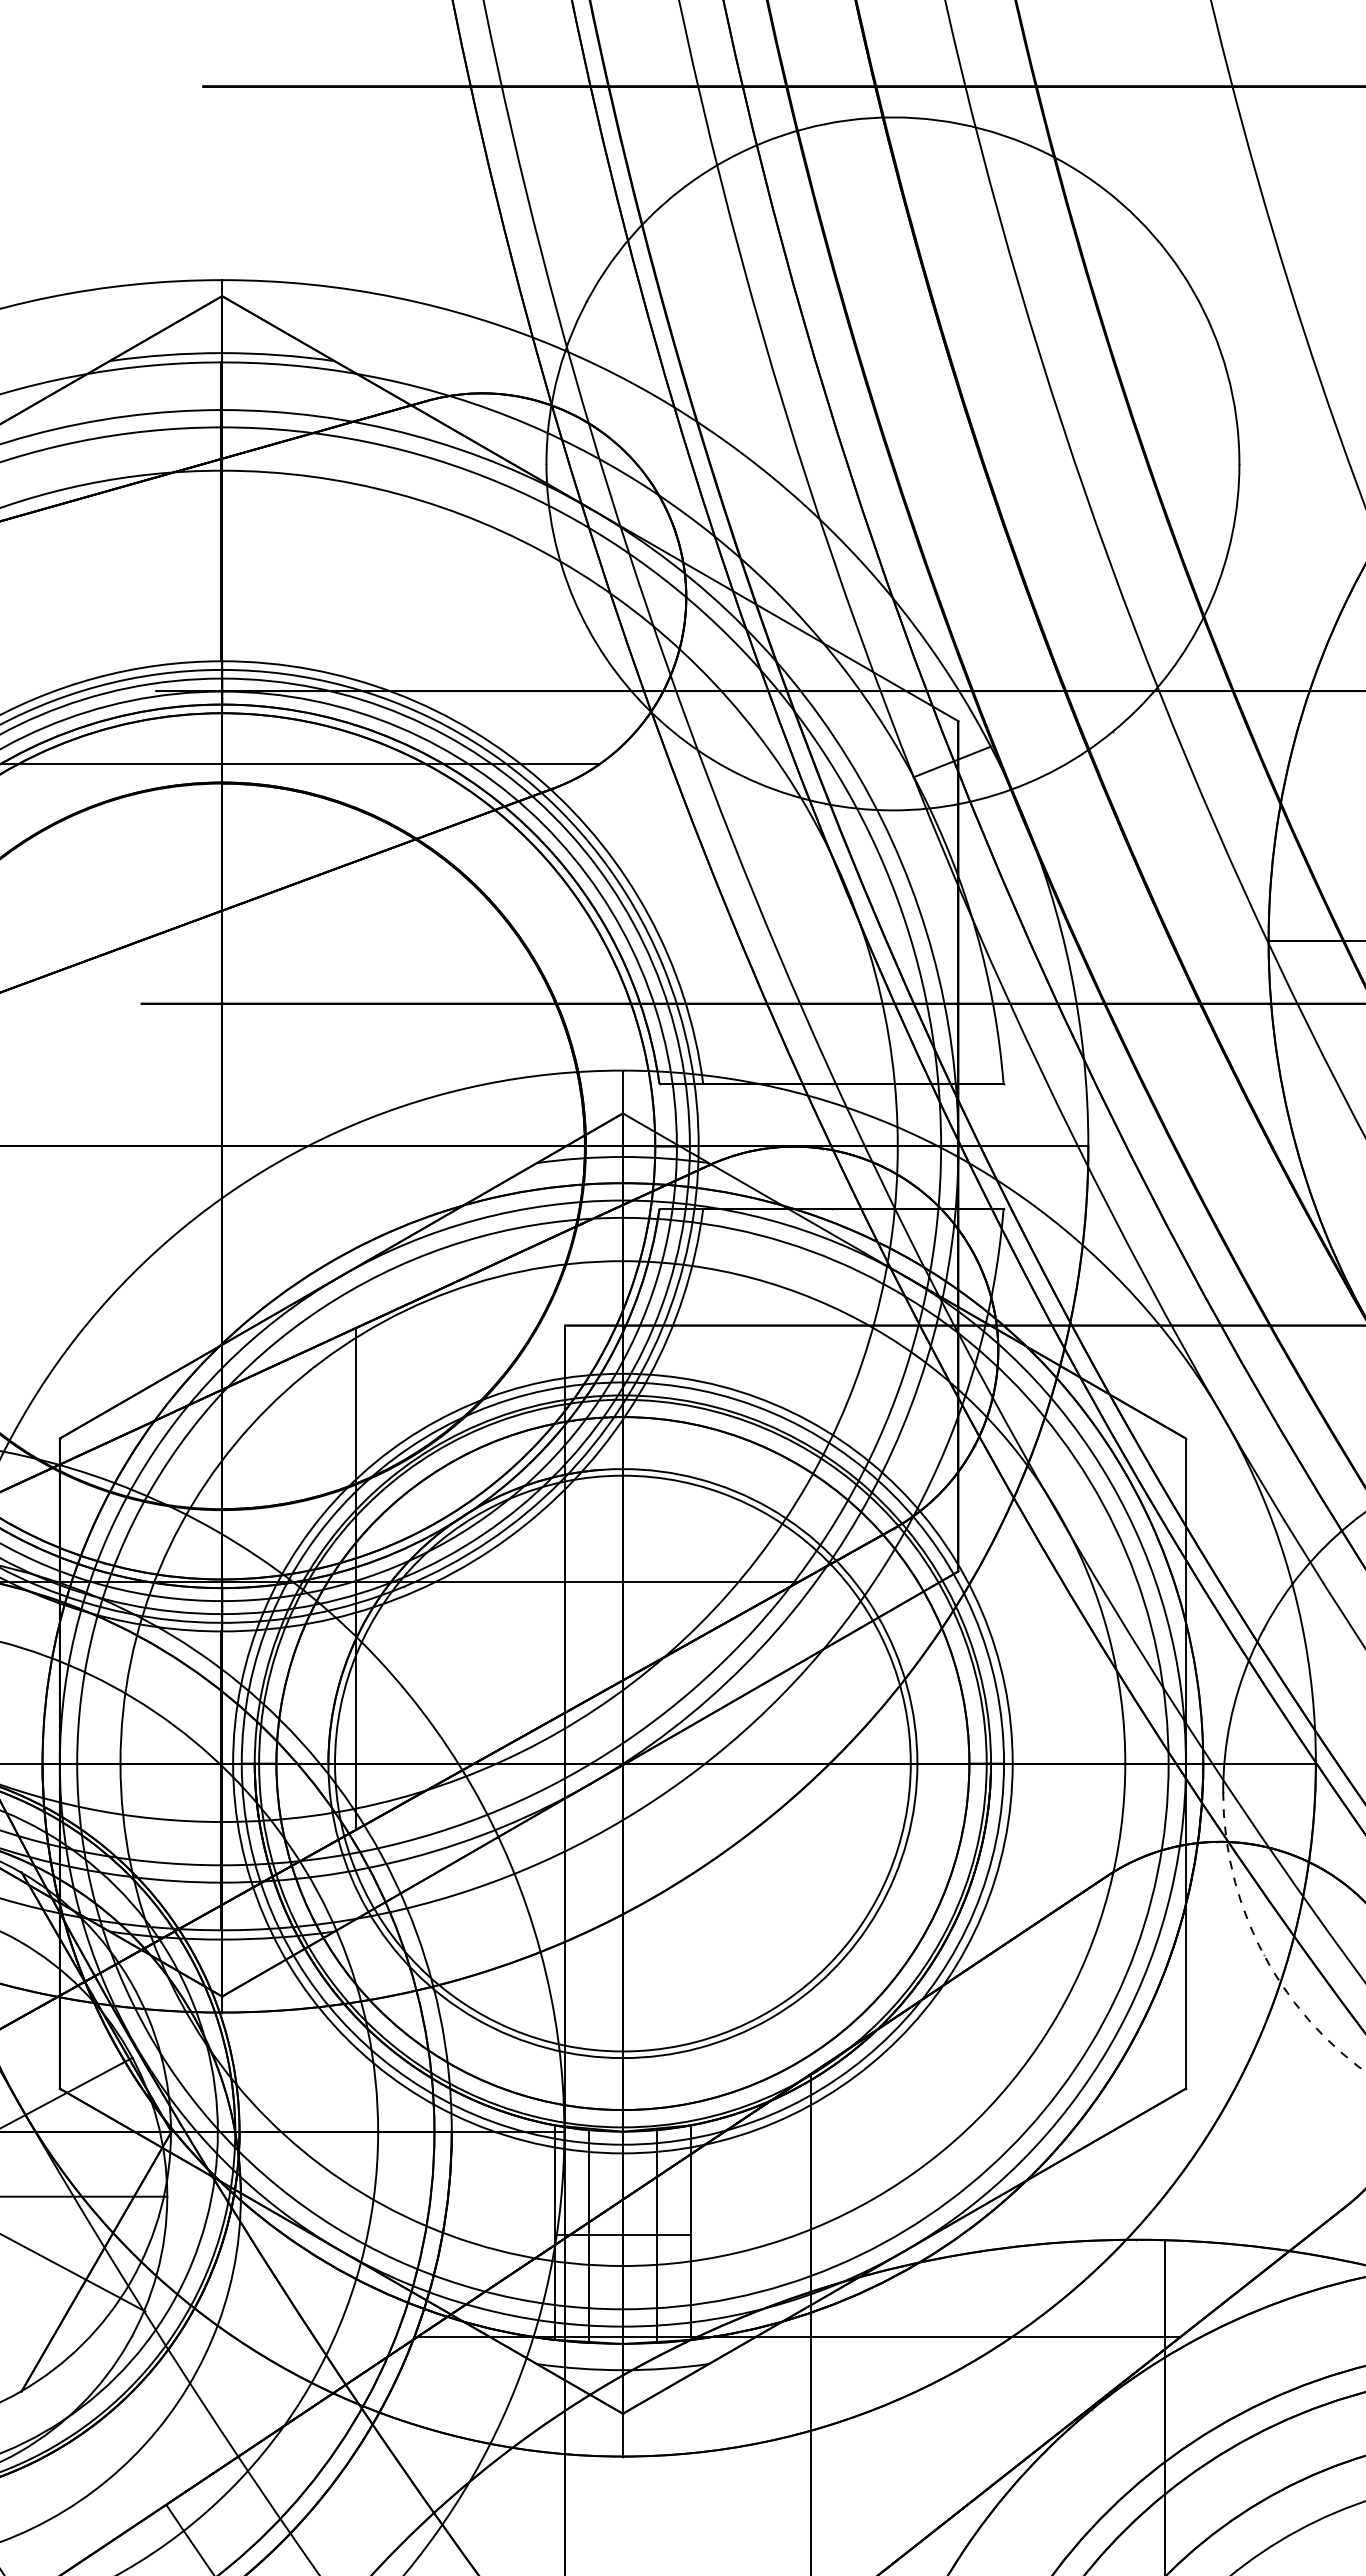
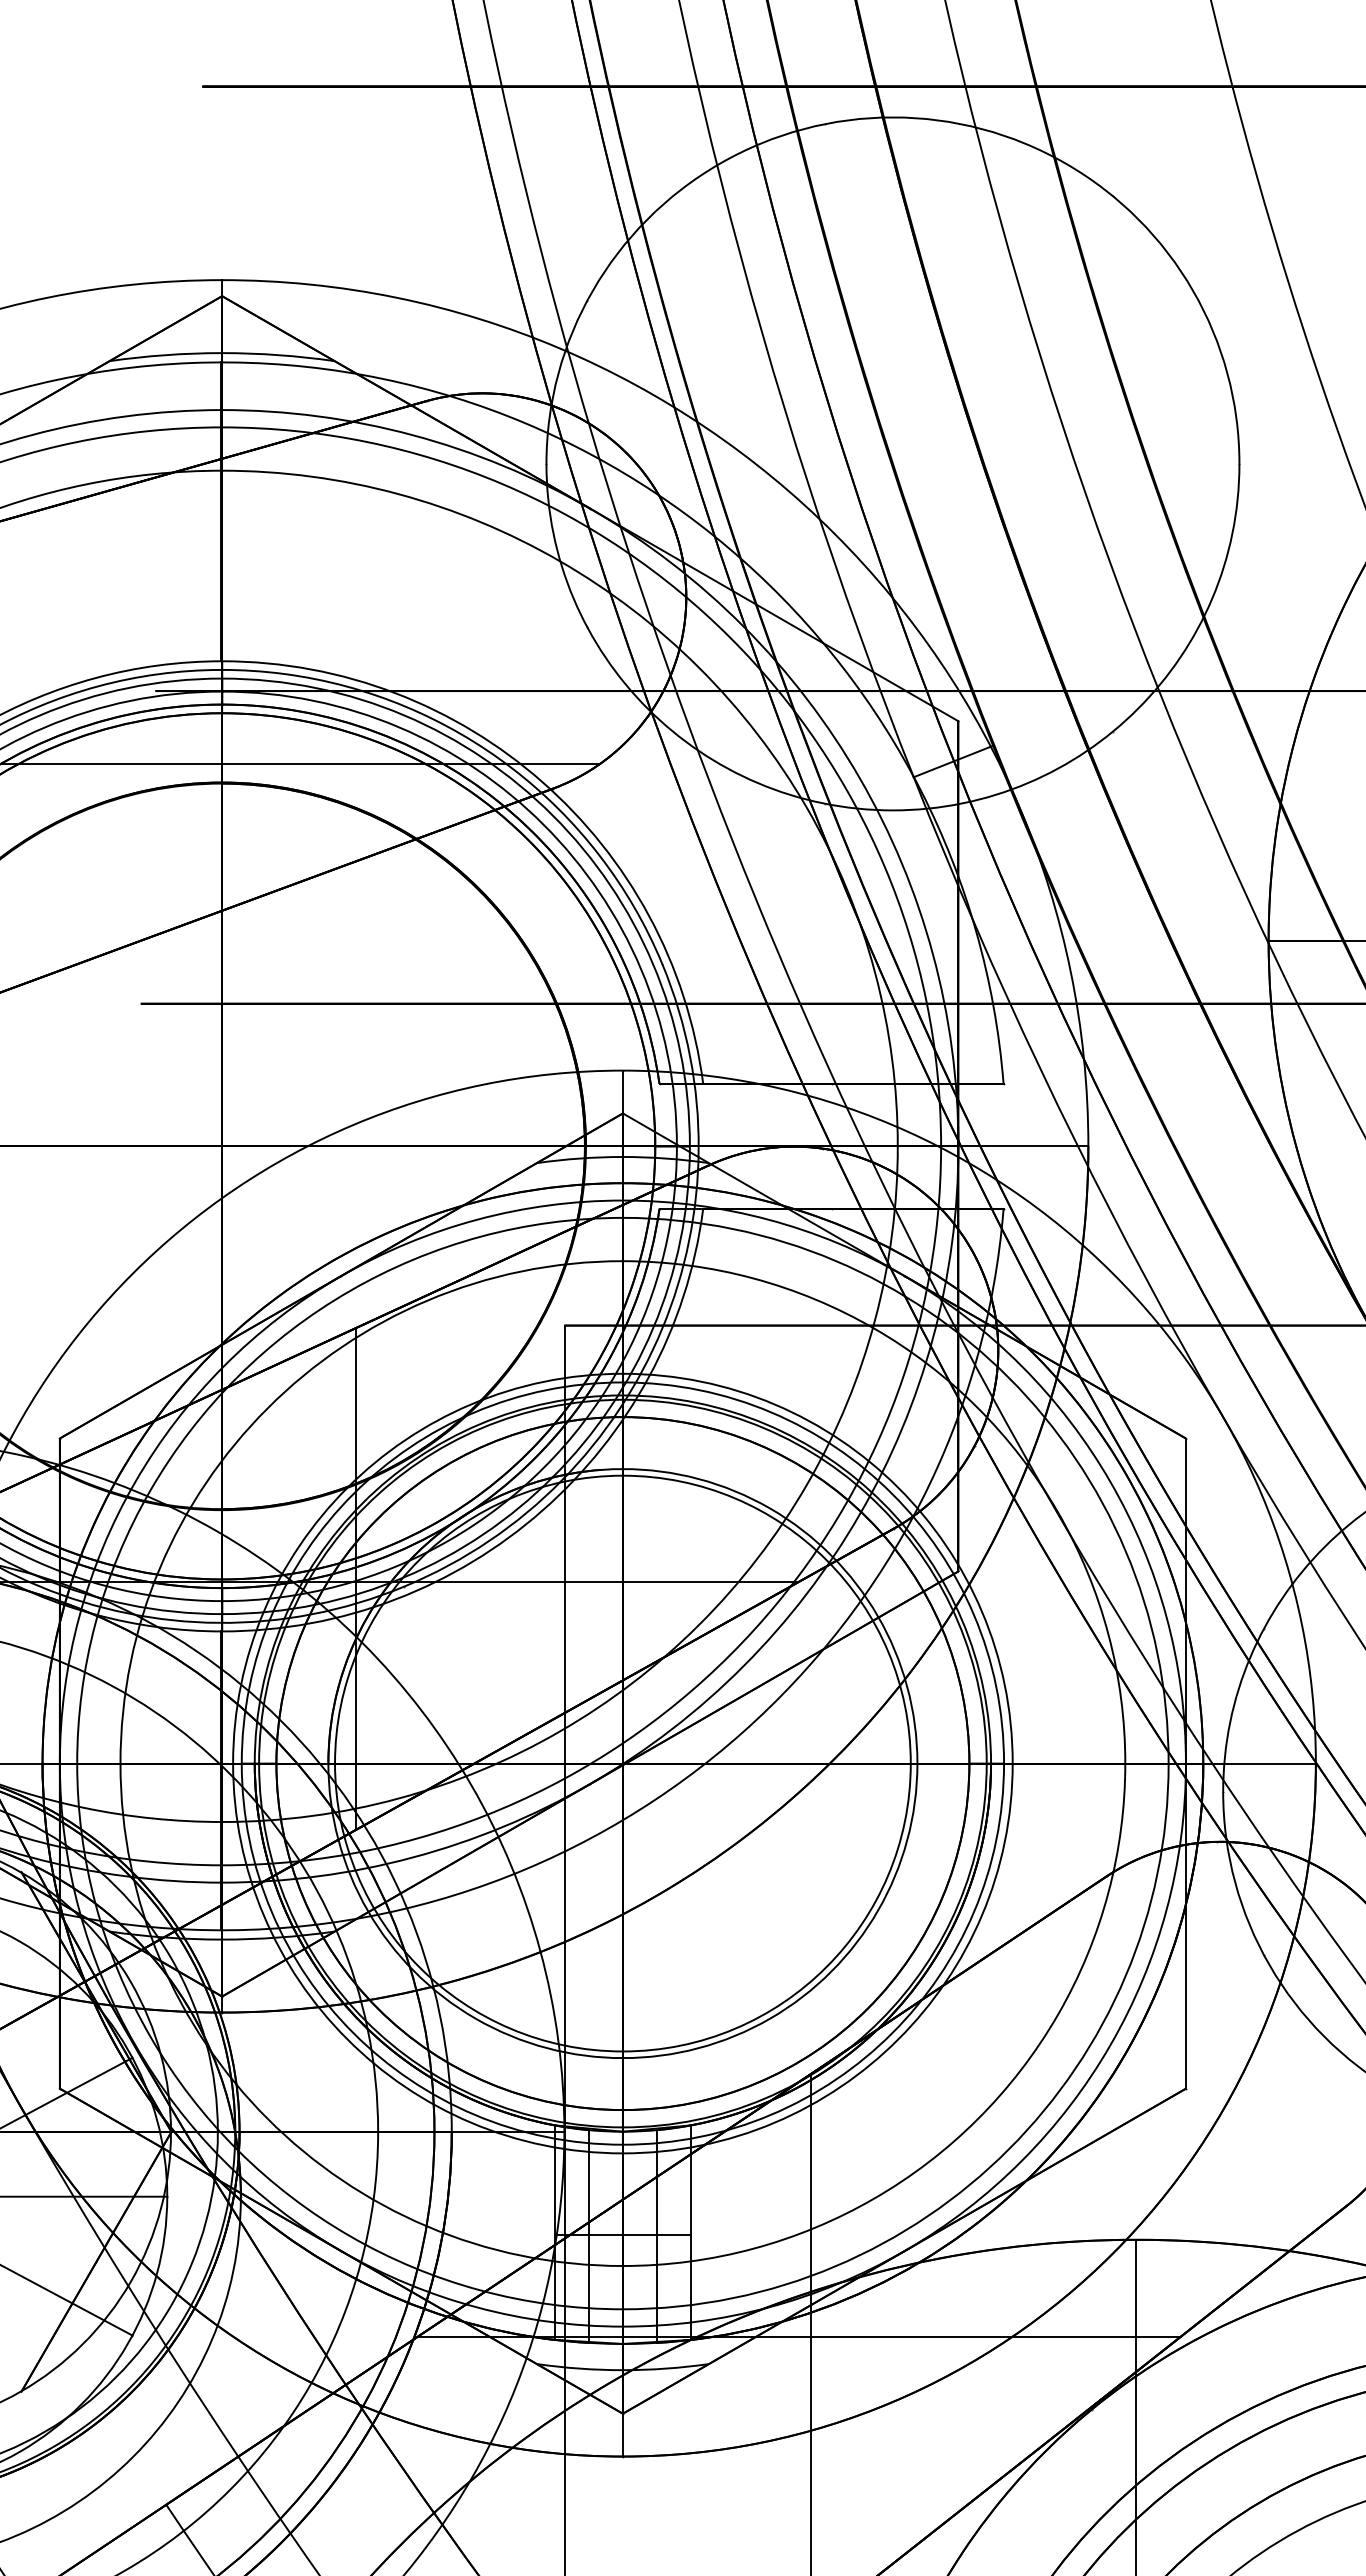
arc: dashed -> solid (1260, 1948)
line position: (73, 2273) -> (67, 2300) (67, 2300)
line position: (1165, 2405) -> (1136, 2405) (1136, 2405)
